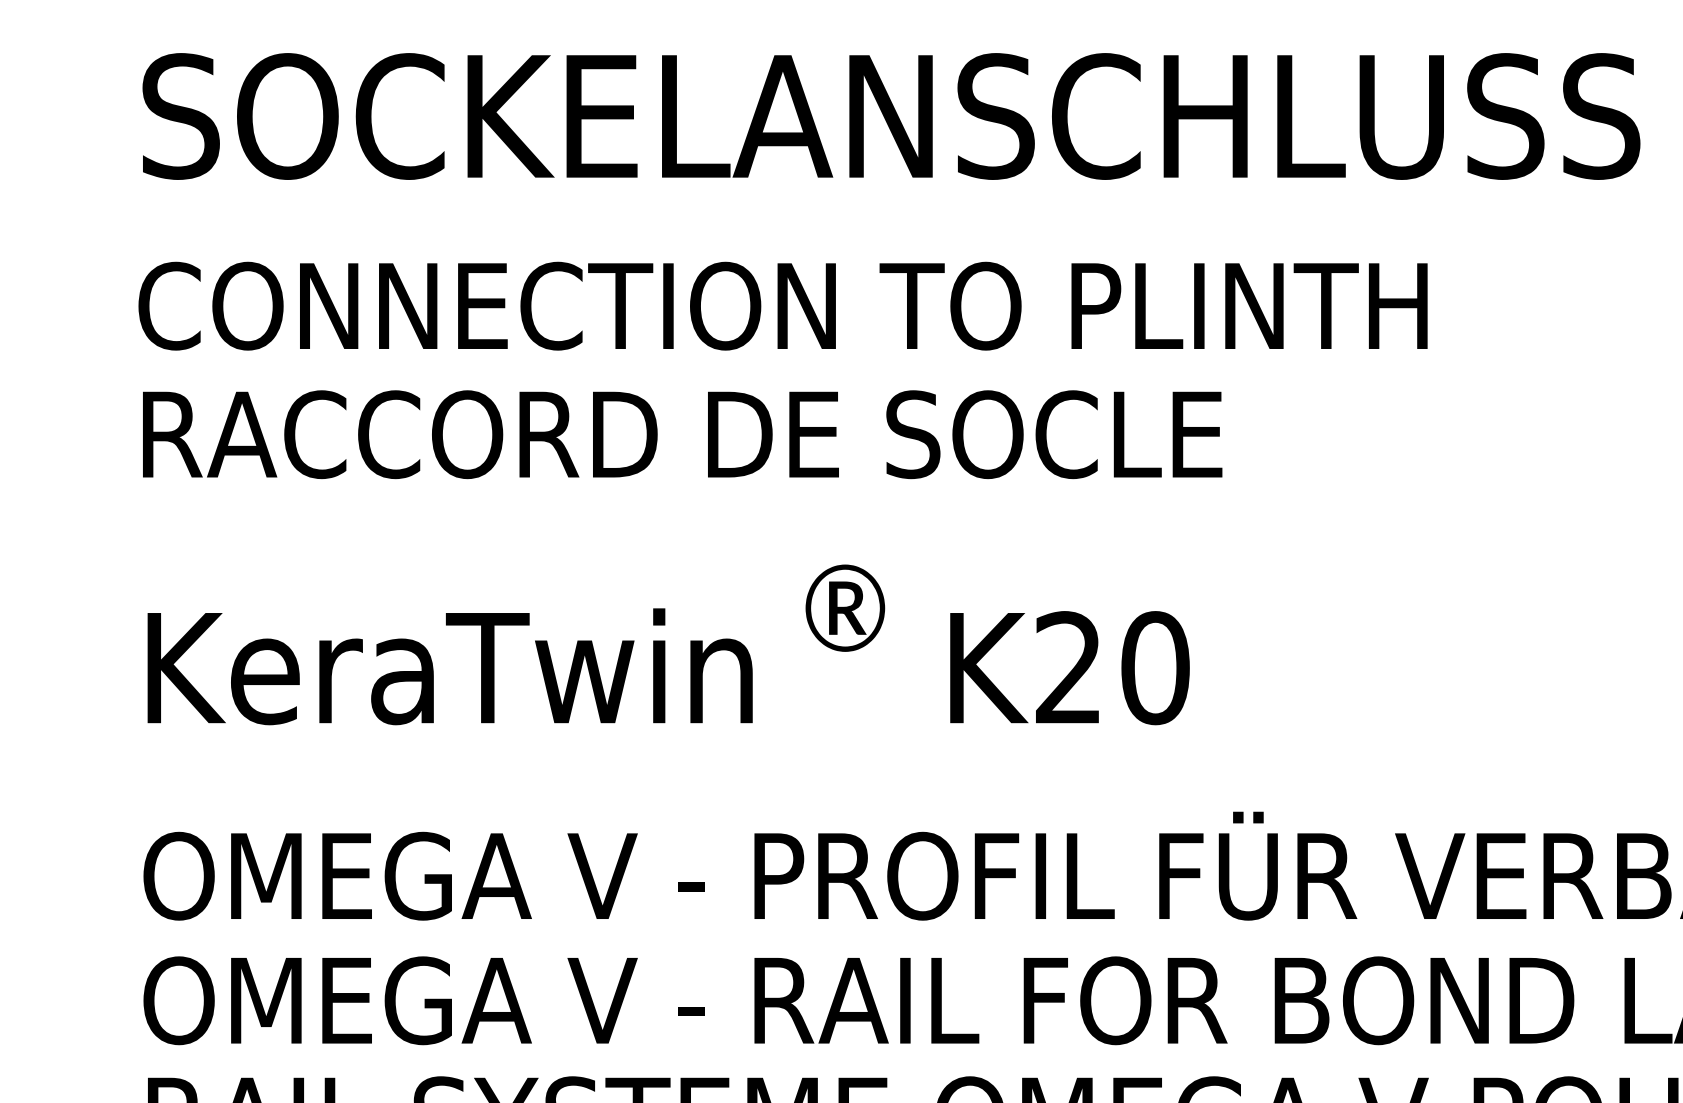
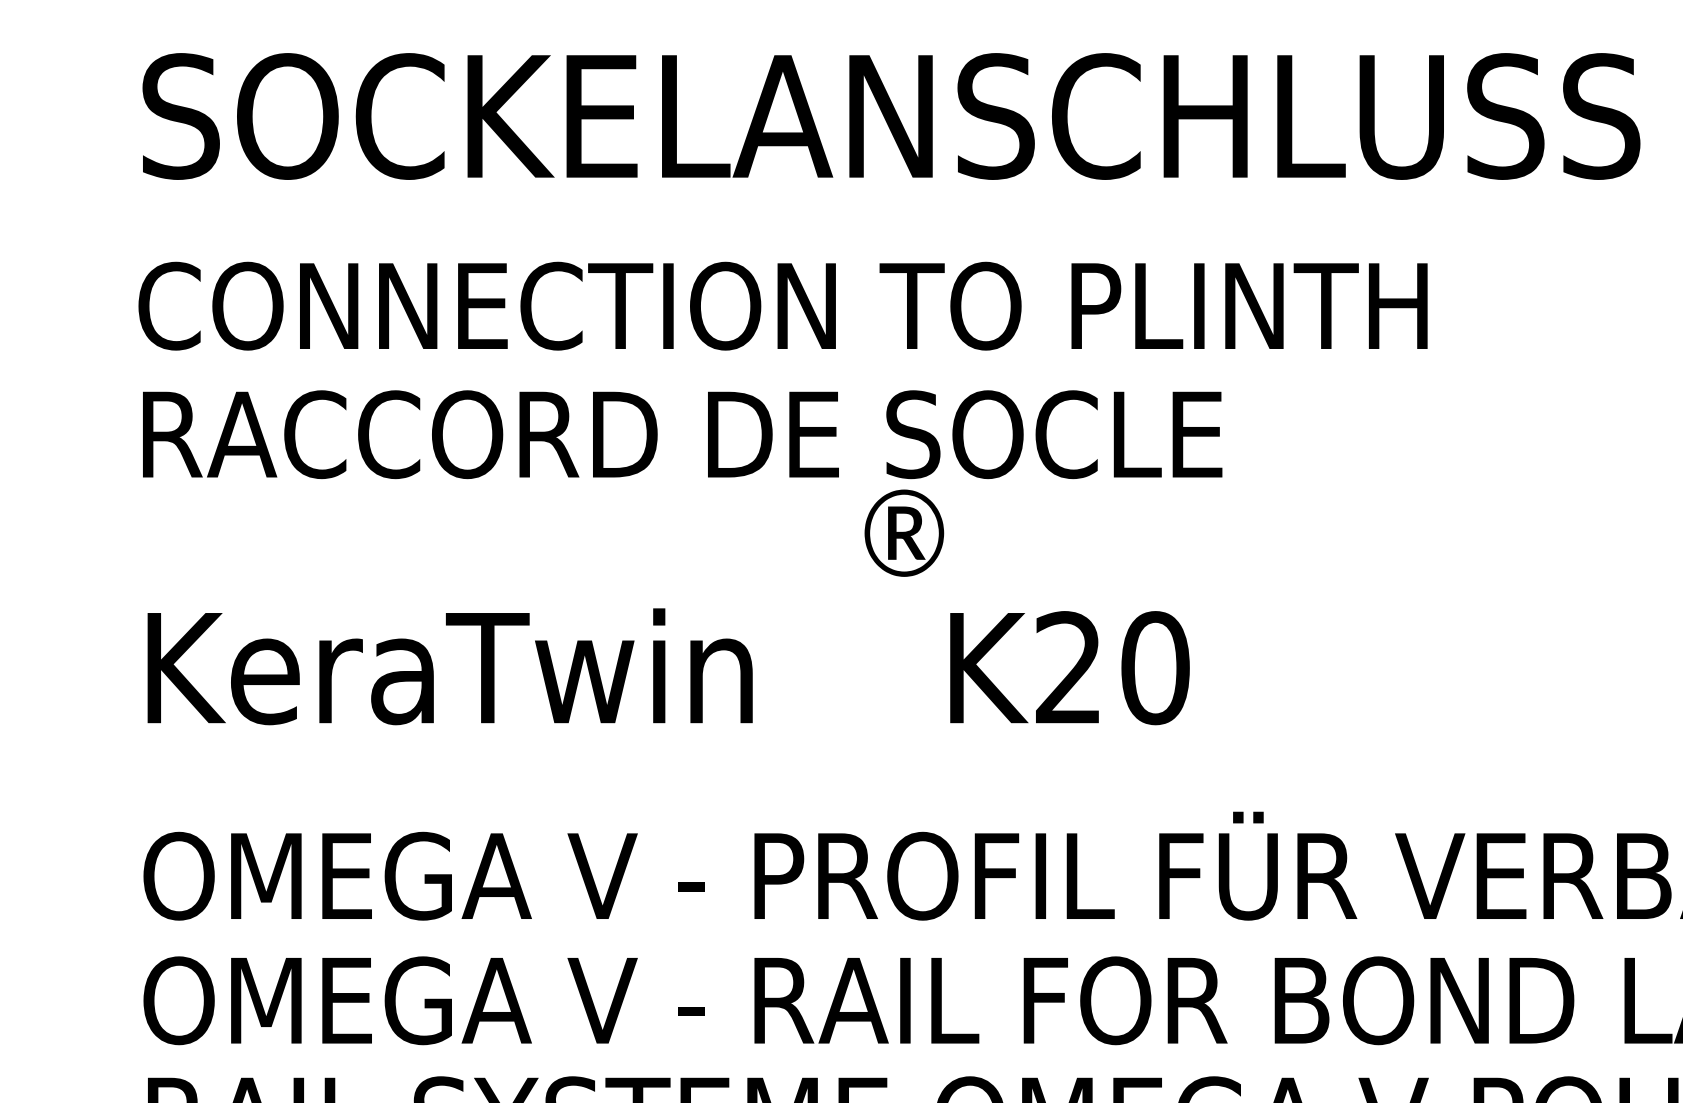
text position: (845, 607) -> (904, 532) (904, 532)
